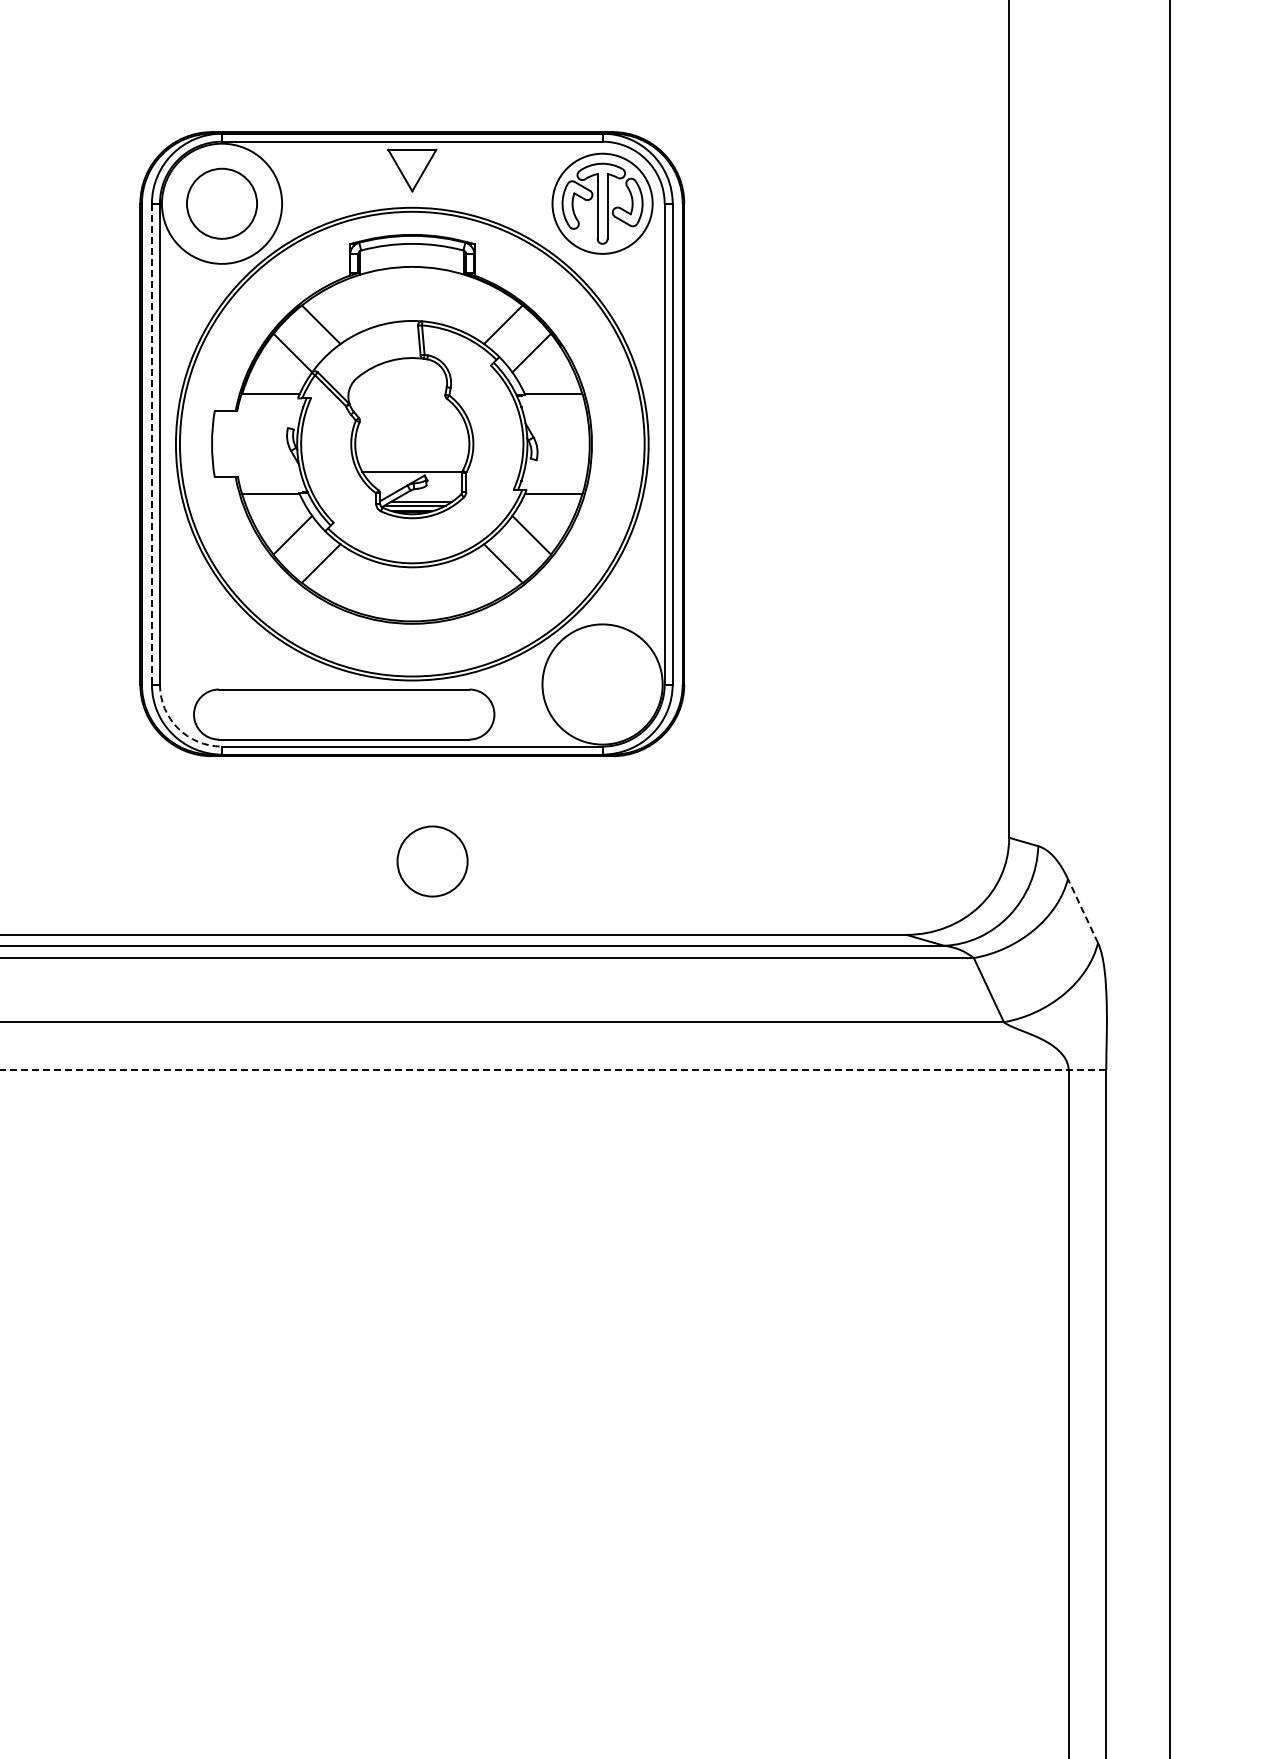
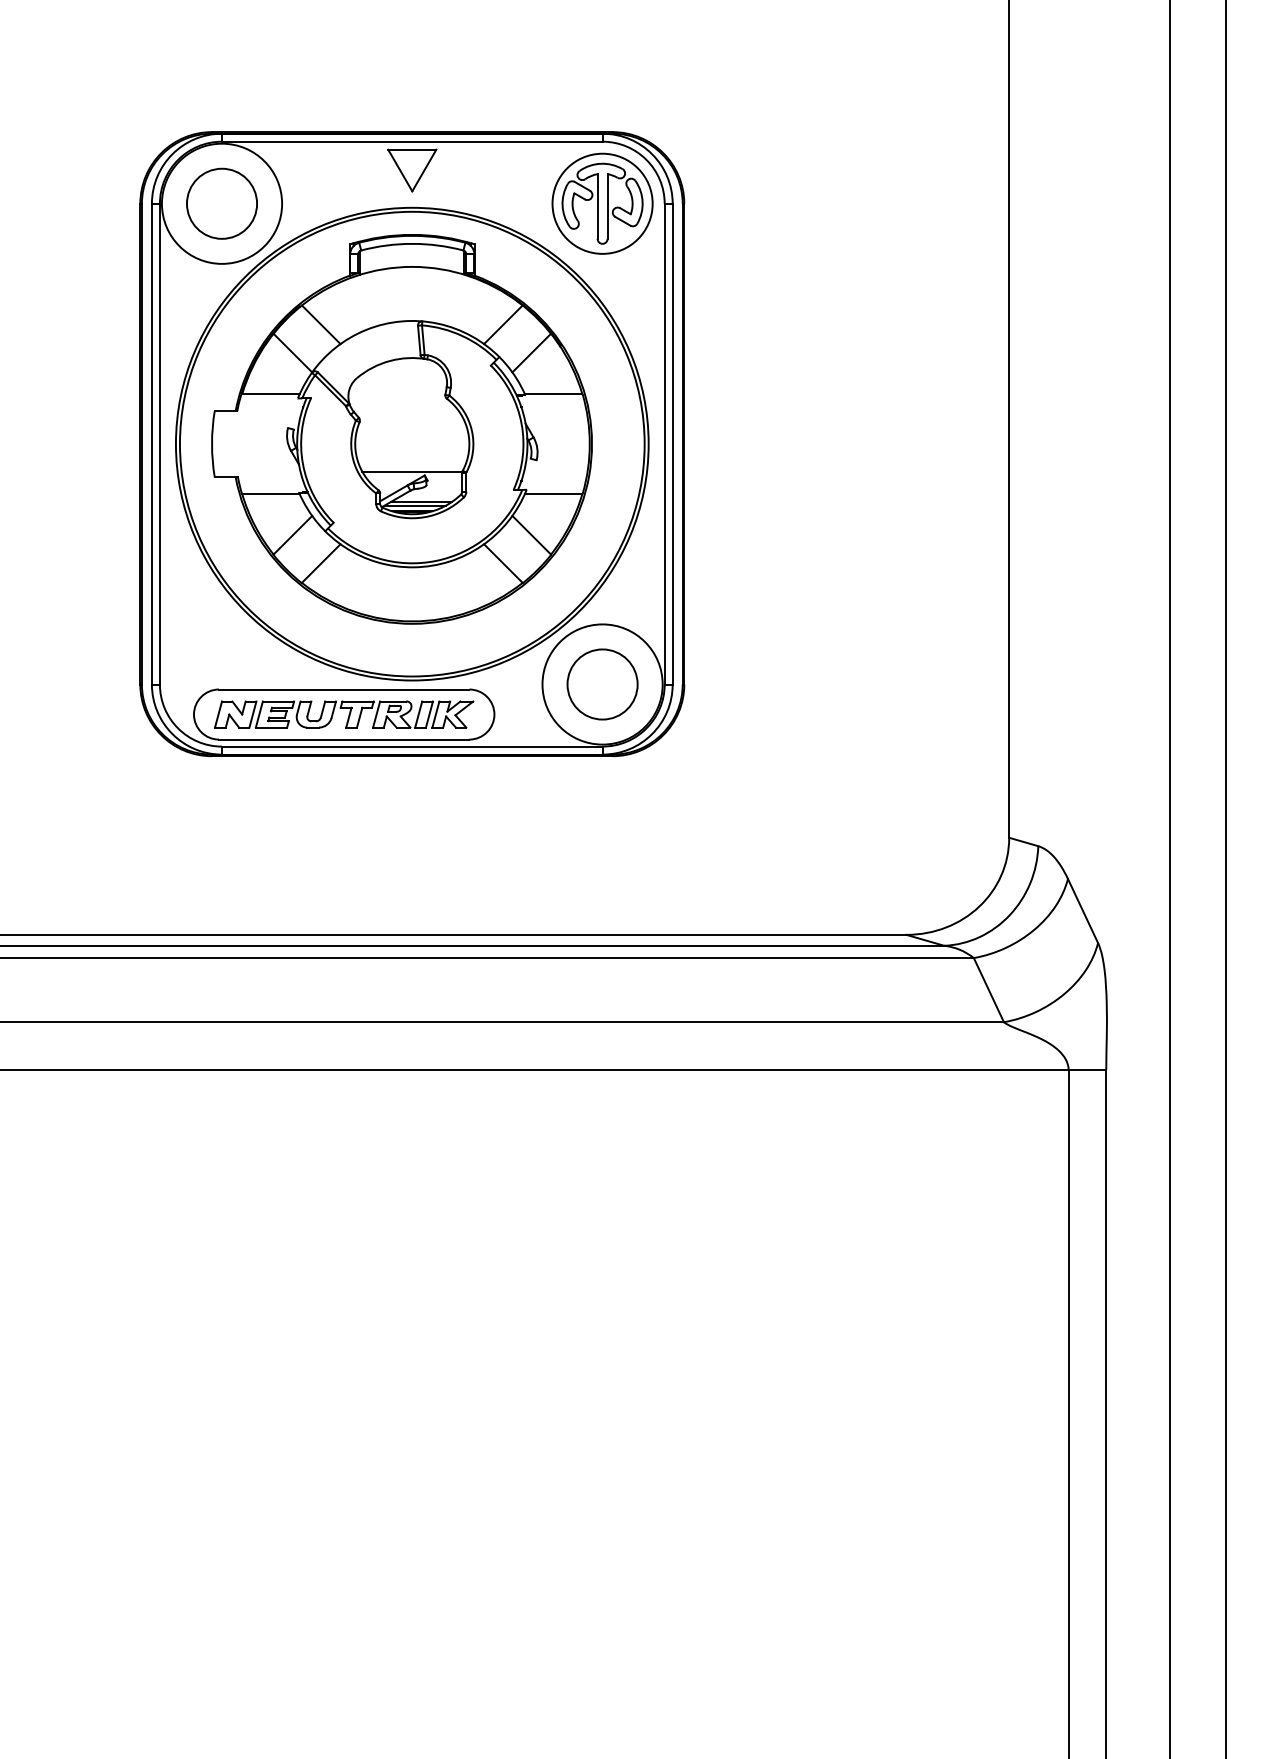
line: dashed -> solid (151, 444)
part: none -> present (344, 714)
arc: dashed -> solid (178, 728)
circle position: (432, 861) -> (602, 684) (602, 684)
line: none -> present (1226, 878)
line: dashed -> solid (1082, 910)
line: dashed -> solid (553, 1069)
